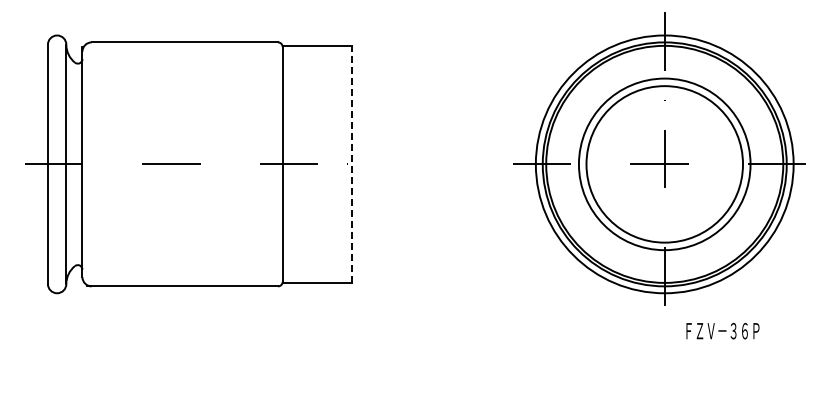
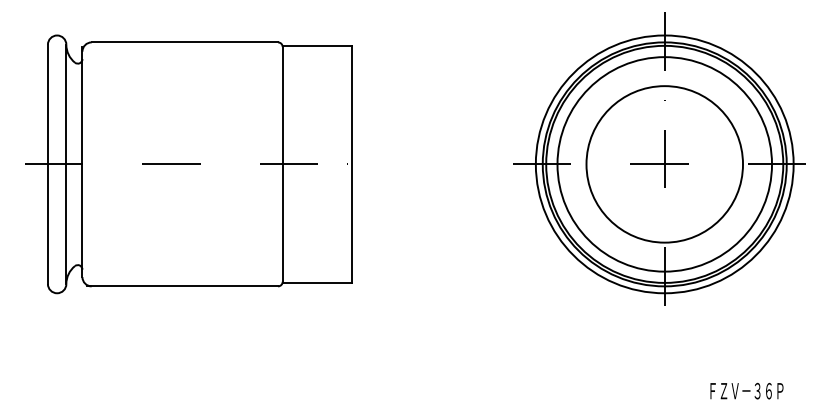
line: dashed -> solid (351, 164)
circle diameter: 172 px -> 215 px (664, 164)
text position: (722, 330) -> (746, 390) (746, 390)
